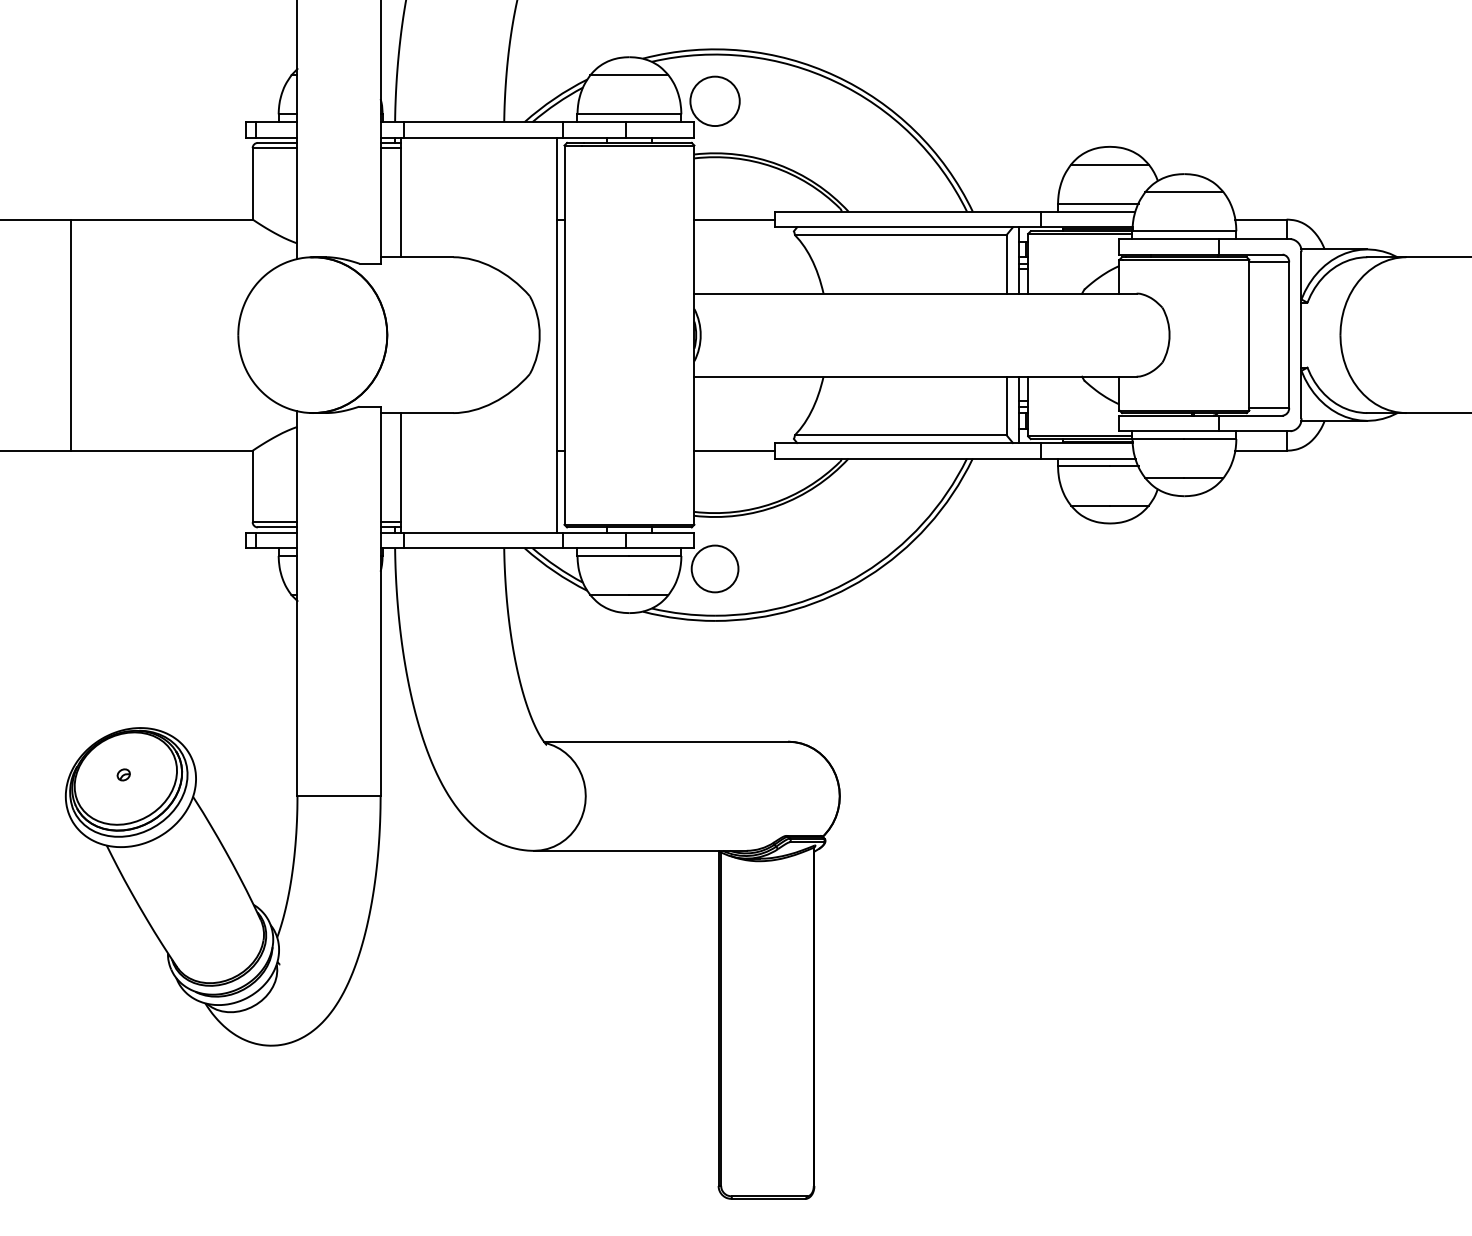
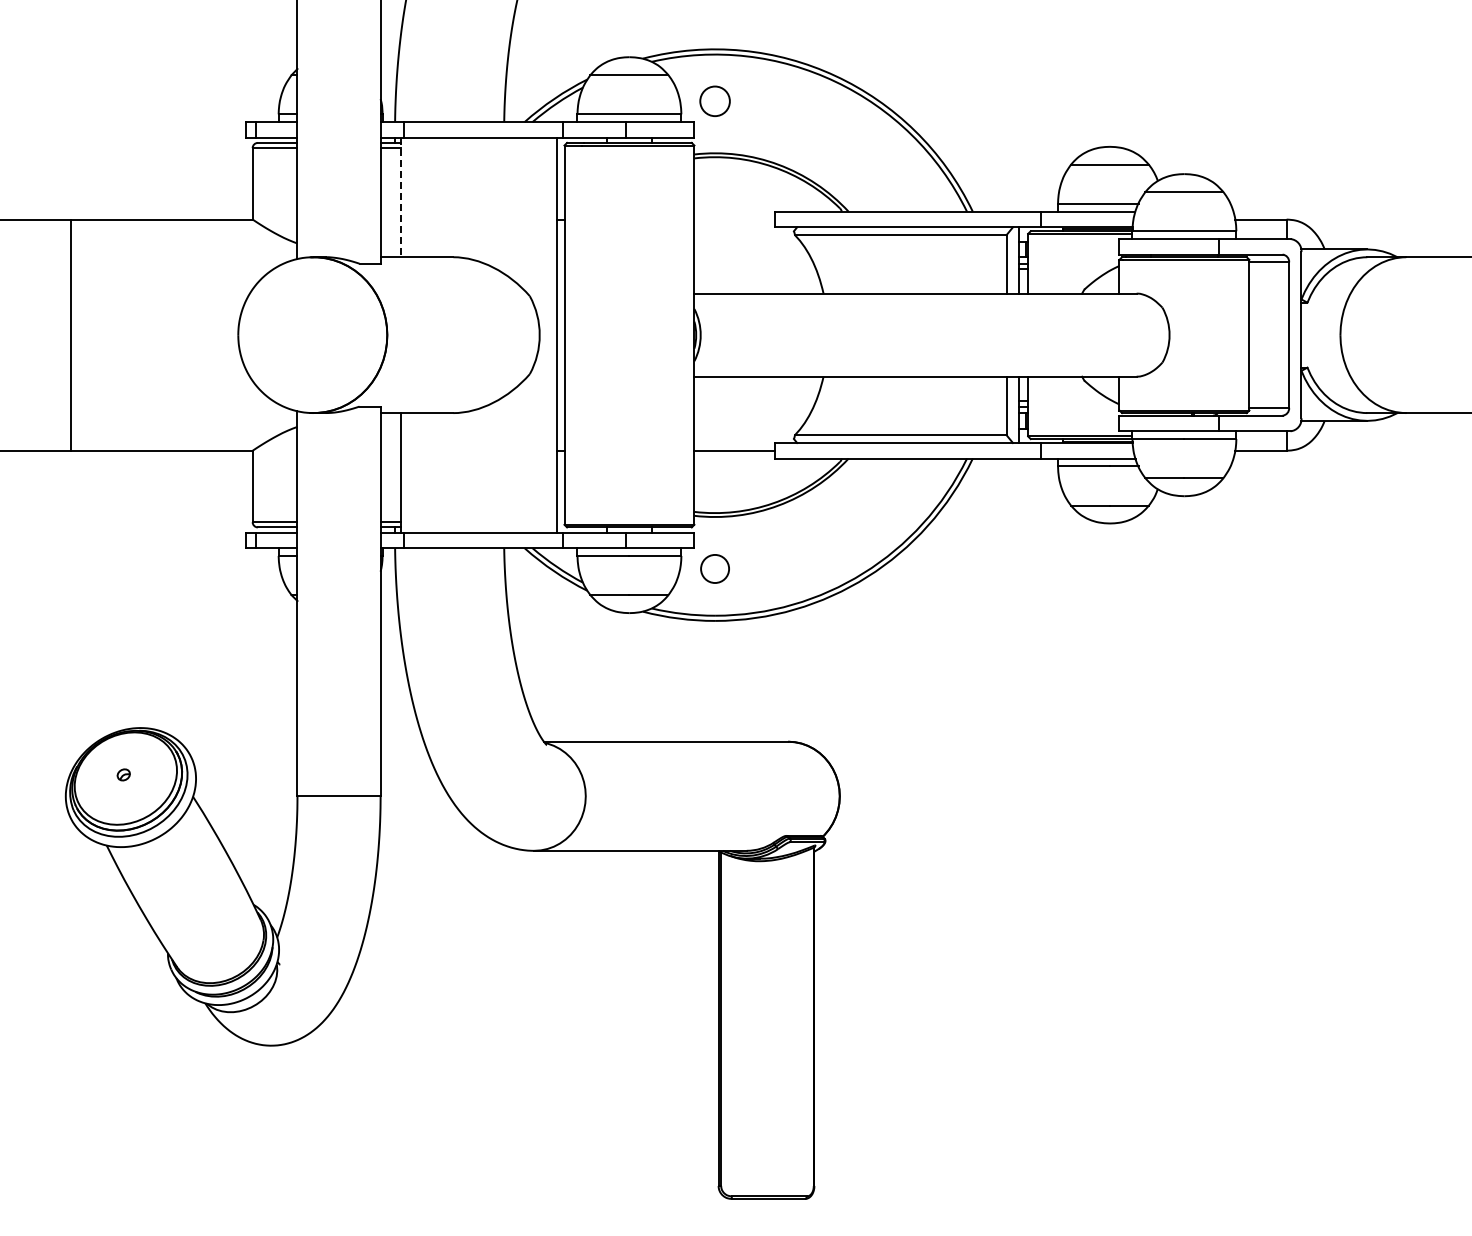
circle diameter: 49 px -> 30 px (714, 101)
line: solid -> dashed (400, 197)
line: present -> none (734, 219)
circle diameter: 47 px -> 28 px (715, 568)
